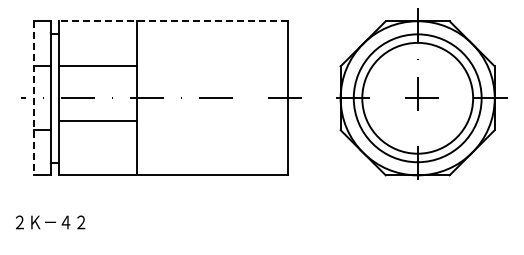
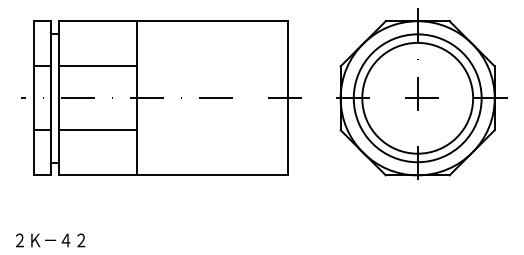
line: dashed -> solid (173, 21)
line: dashed -> solid (34, 98)
line position: (97, 121) -> (97, 130) (97, 130)
text position: (50, 222) -> (50, 240) (50, 240)
